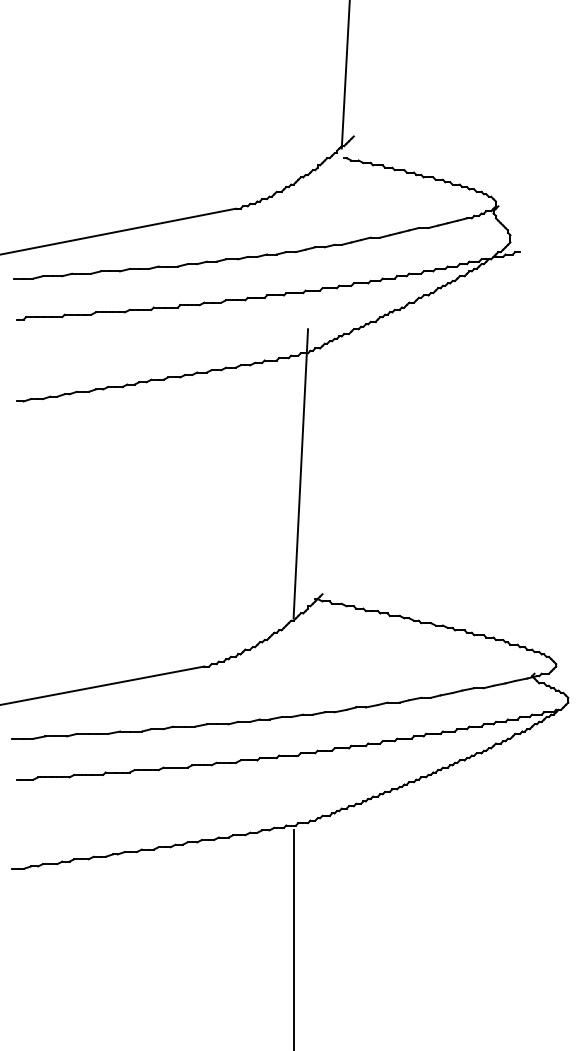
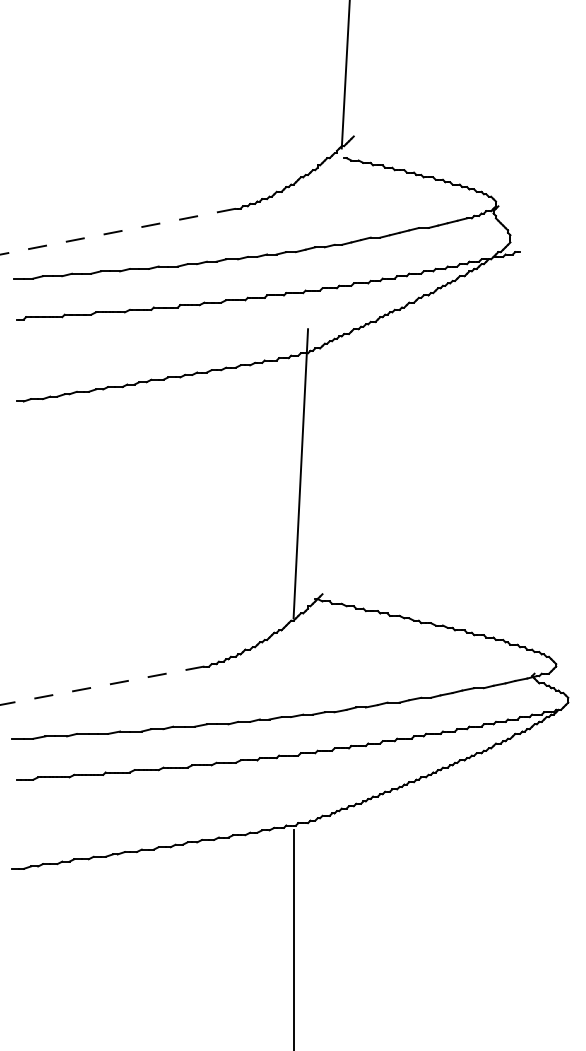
line: solid -> dashed (118, 231)
line: solid -> dashed (102, 685)
